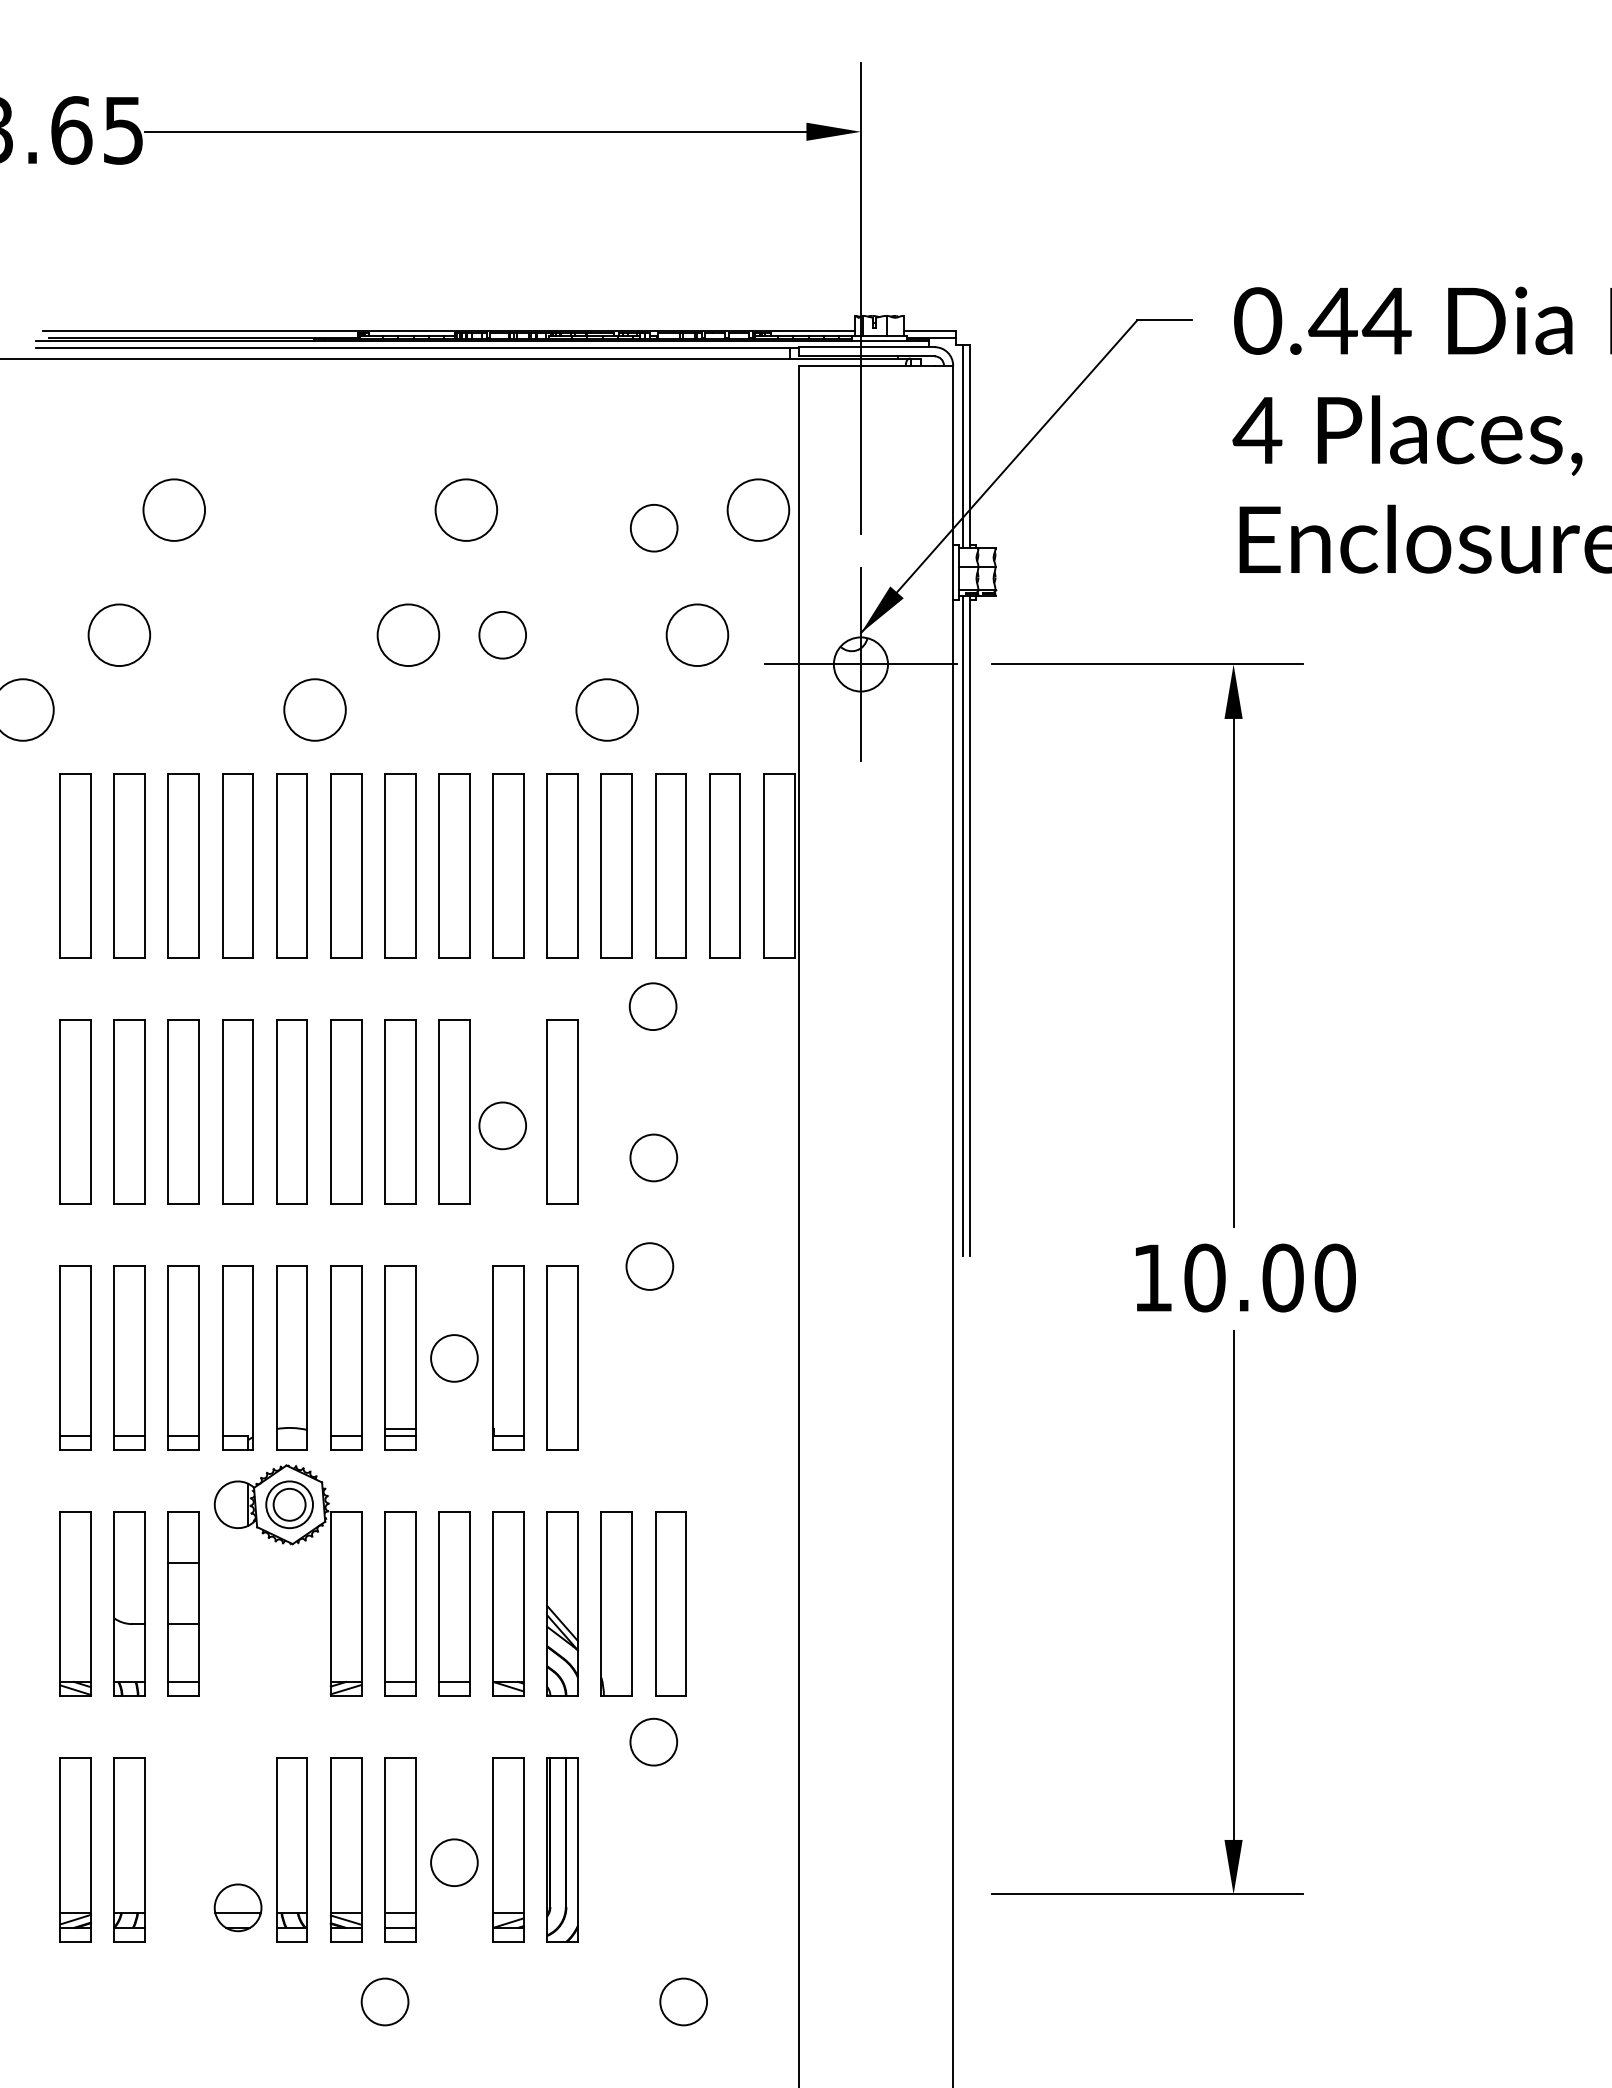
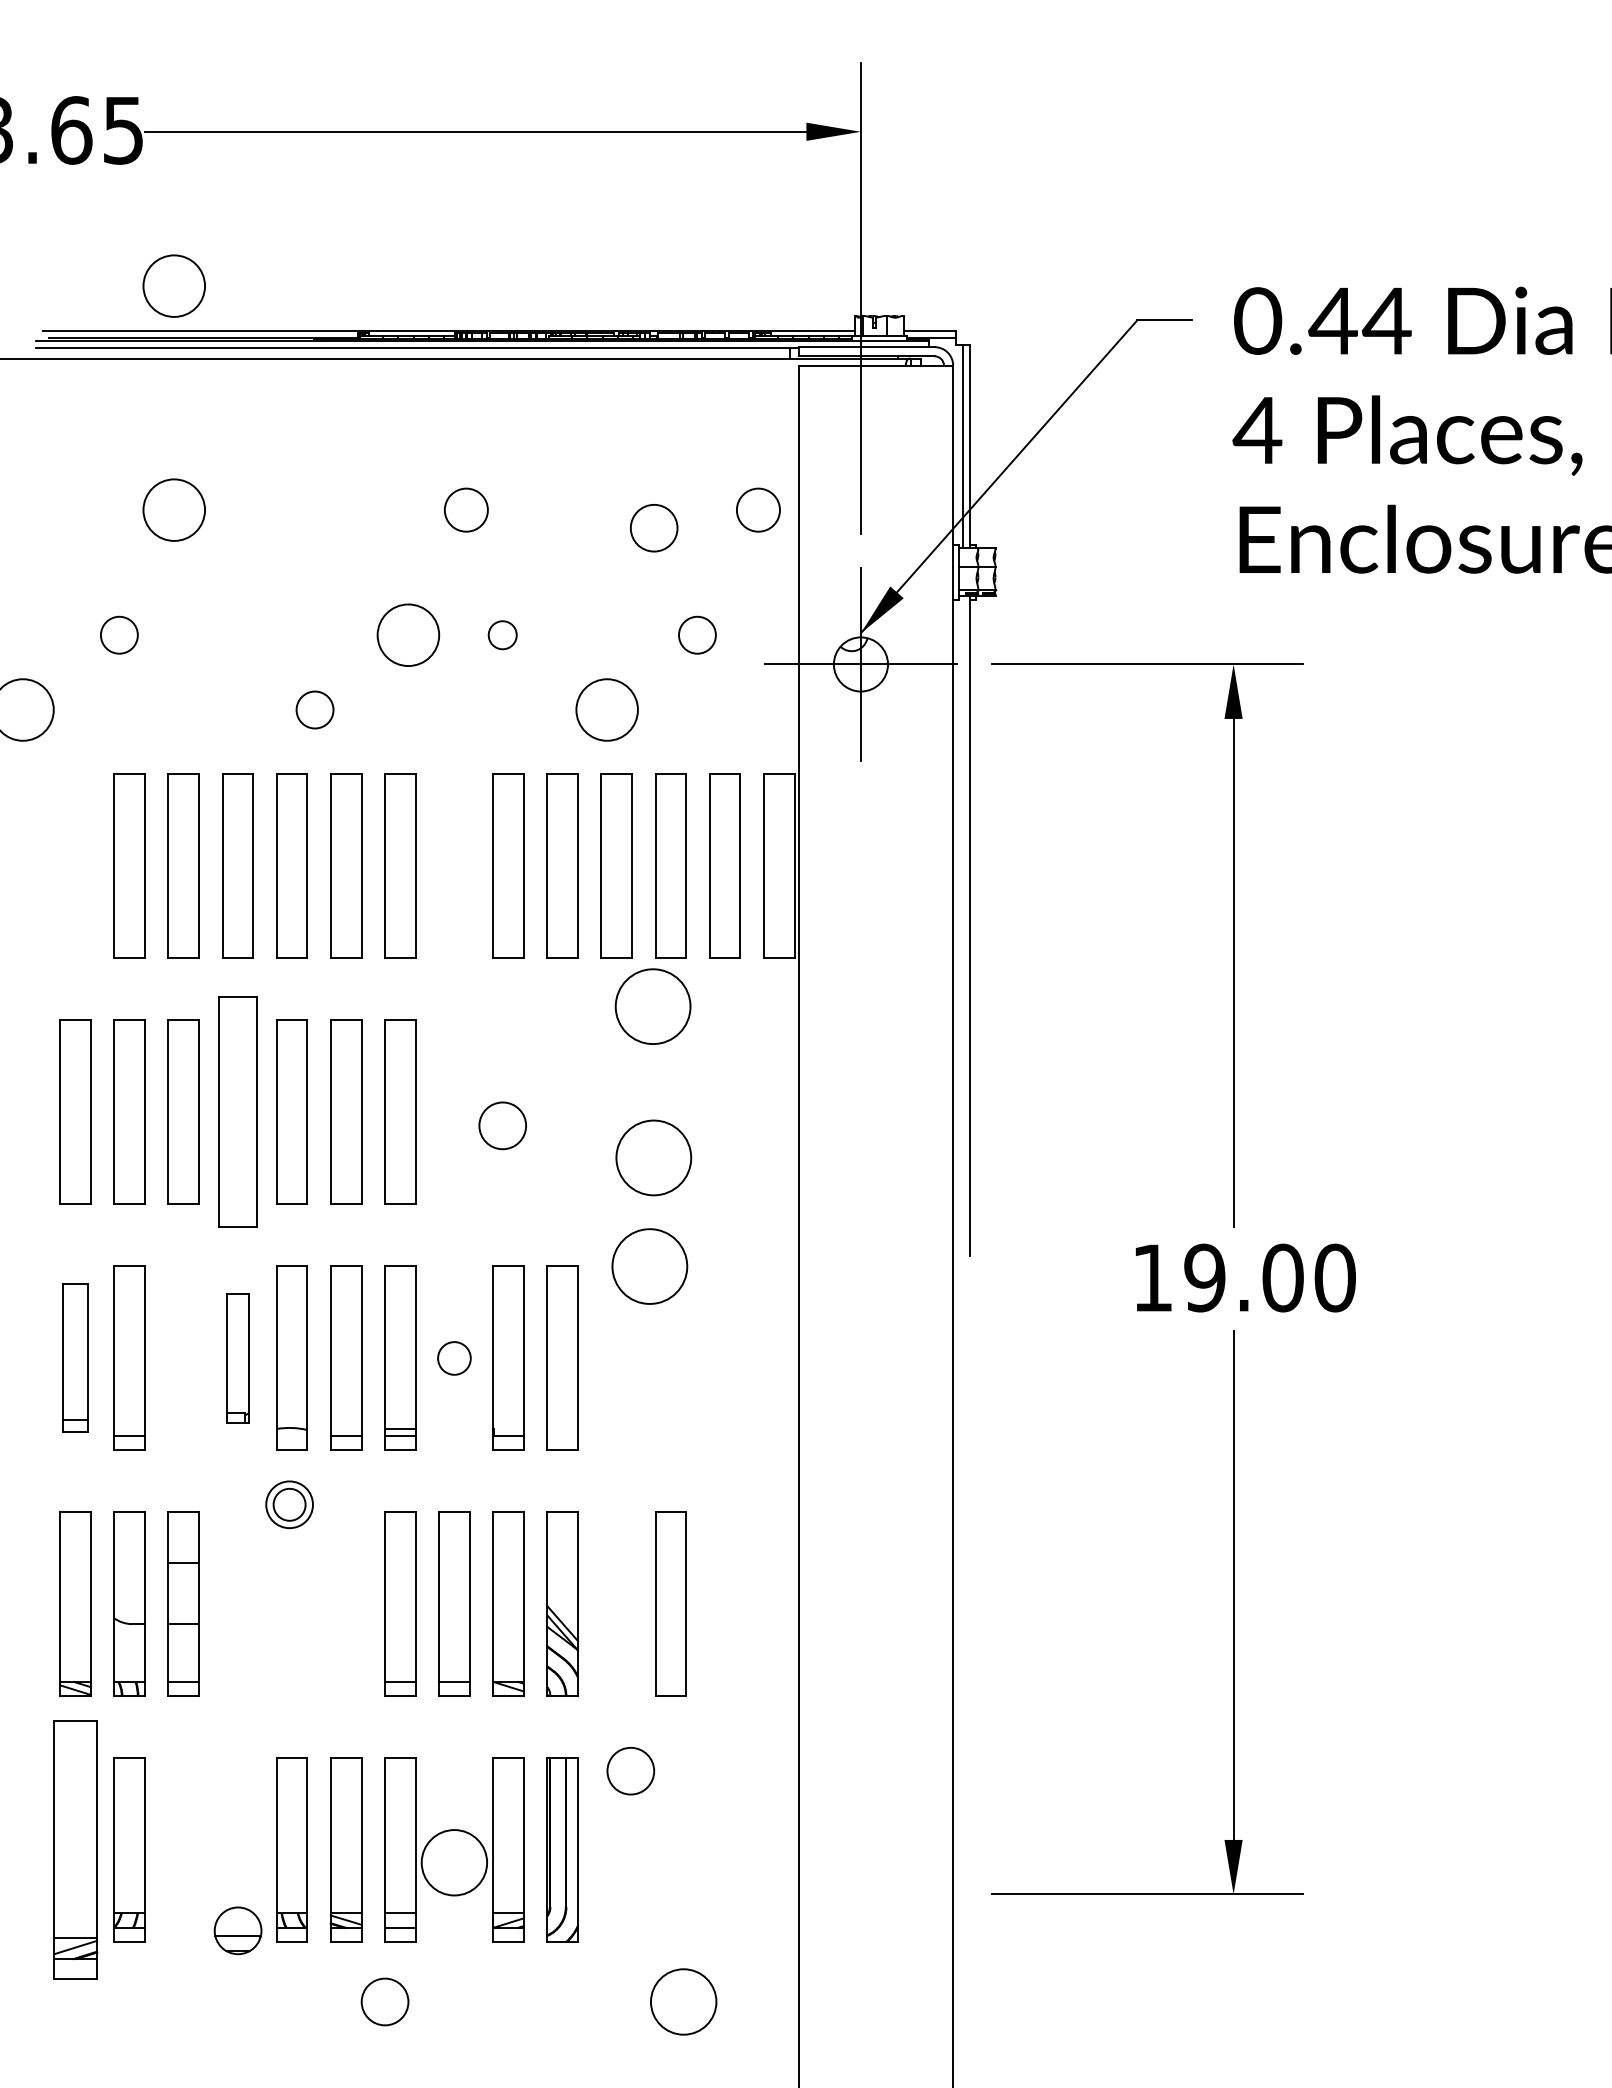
circle: none -> present (173, 285)
circle diameter: 62 px -> 43 px (465, 509)
circle diameter: 62 px -> 43 px (757, 509)
circle diameter: 47 px -> 28 px (502, 635)
circle diameter: 62 px -> 37 px (118, 634)
circle diameter: 62 px -> 37 px (696, 634)
circle diameter: 62 px -> 37 px (314, 709)
part: present -> none (75, 865)
part: present -> none (454, 865)
line: present -> none (963, 925)
circle diameter: 47 px -> 75 px (652, 1006)
part size: 32x186 px -> 40x232 px (237, 1111)
part: present -> none (454, 1111)
part: present -> none (562, 1111)
circle diameter: 47 px -> 75 px (653, 1157)
circle diameter: 47 px -> 75 px (649, 1266)
text: 10.00 -> 19.00 (1204, 1277)
part size: 33x186 px -> 27x150 px (75, 1357)
part: present -> none (183, 1357)
part size: 32x186 px -> 24x131 px (237, 1358)
circle size: 49x49 px -> 35x35 px (454, 1358)
part: present -> none (290, 1545)
part: present -> none (616, 1603)
circle position: (653, 1741) -> (630, 1770) (630, 1770)
part size: 33x186 px -> 46x260 px (75, 1849)
circle diameter: 47 px -> 65 px (454, 1862)
part position: (237, 1907) -> (237, 1930) (237, 1930)
circle diameter: 47 px -> 65 px (683, 2001)
